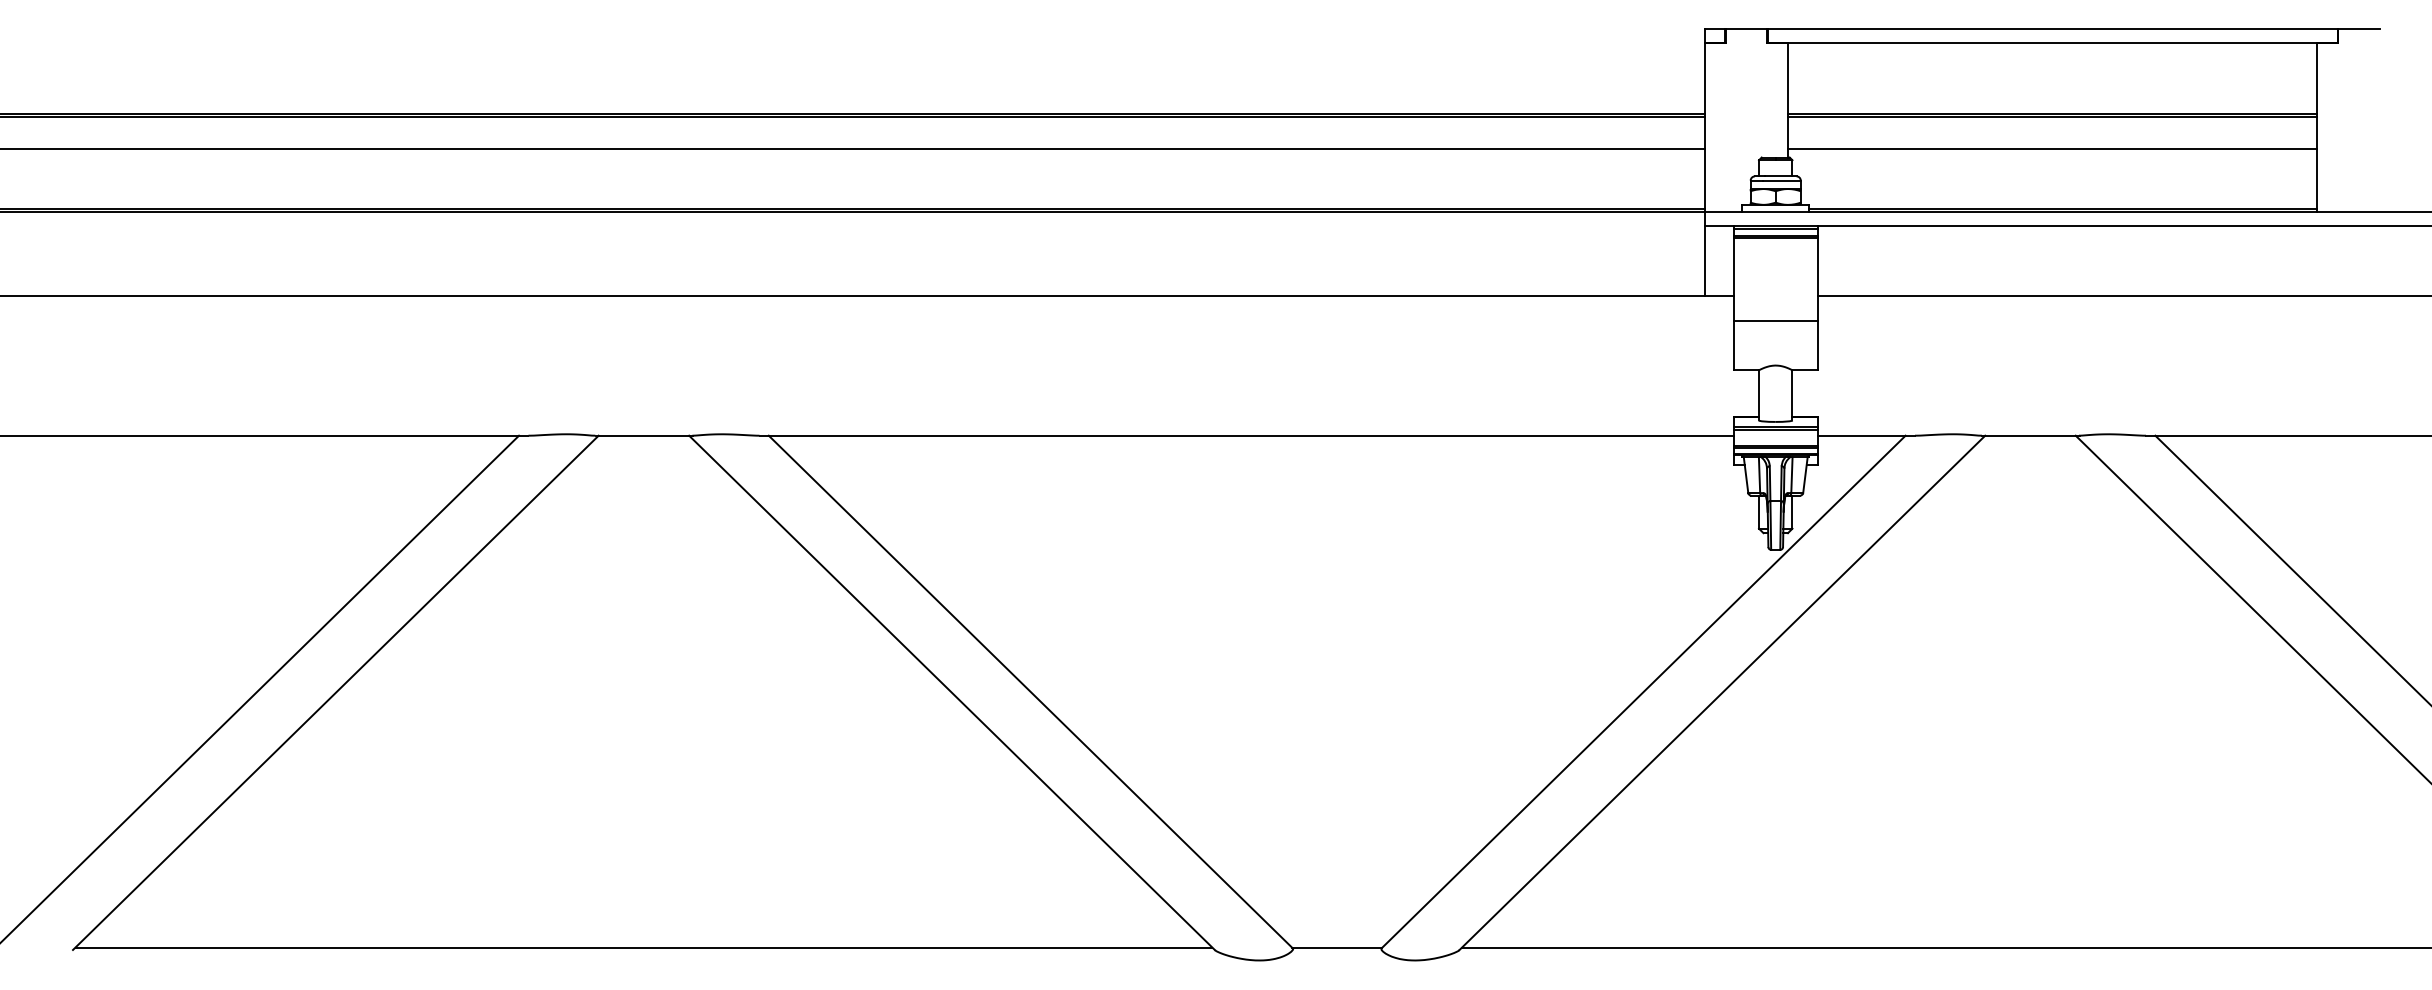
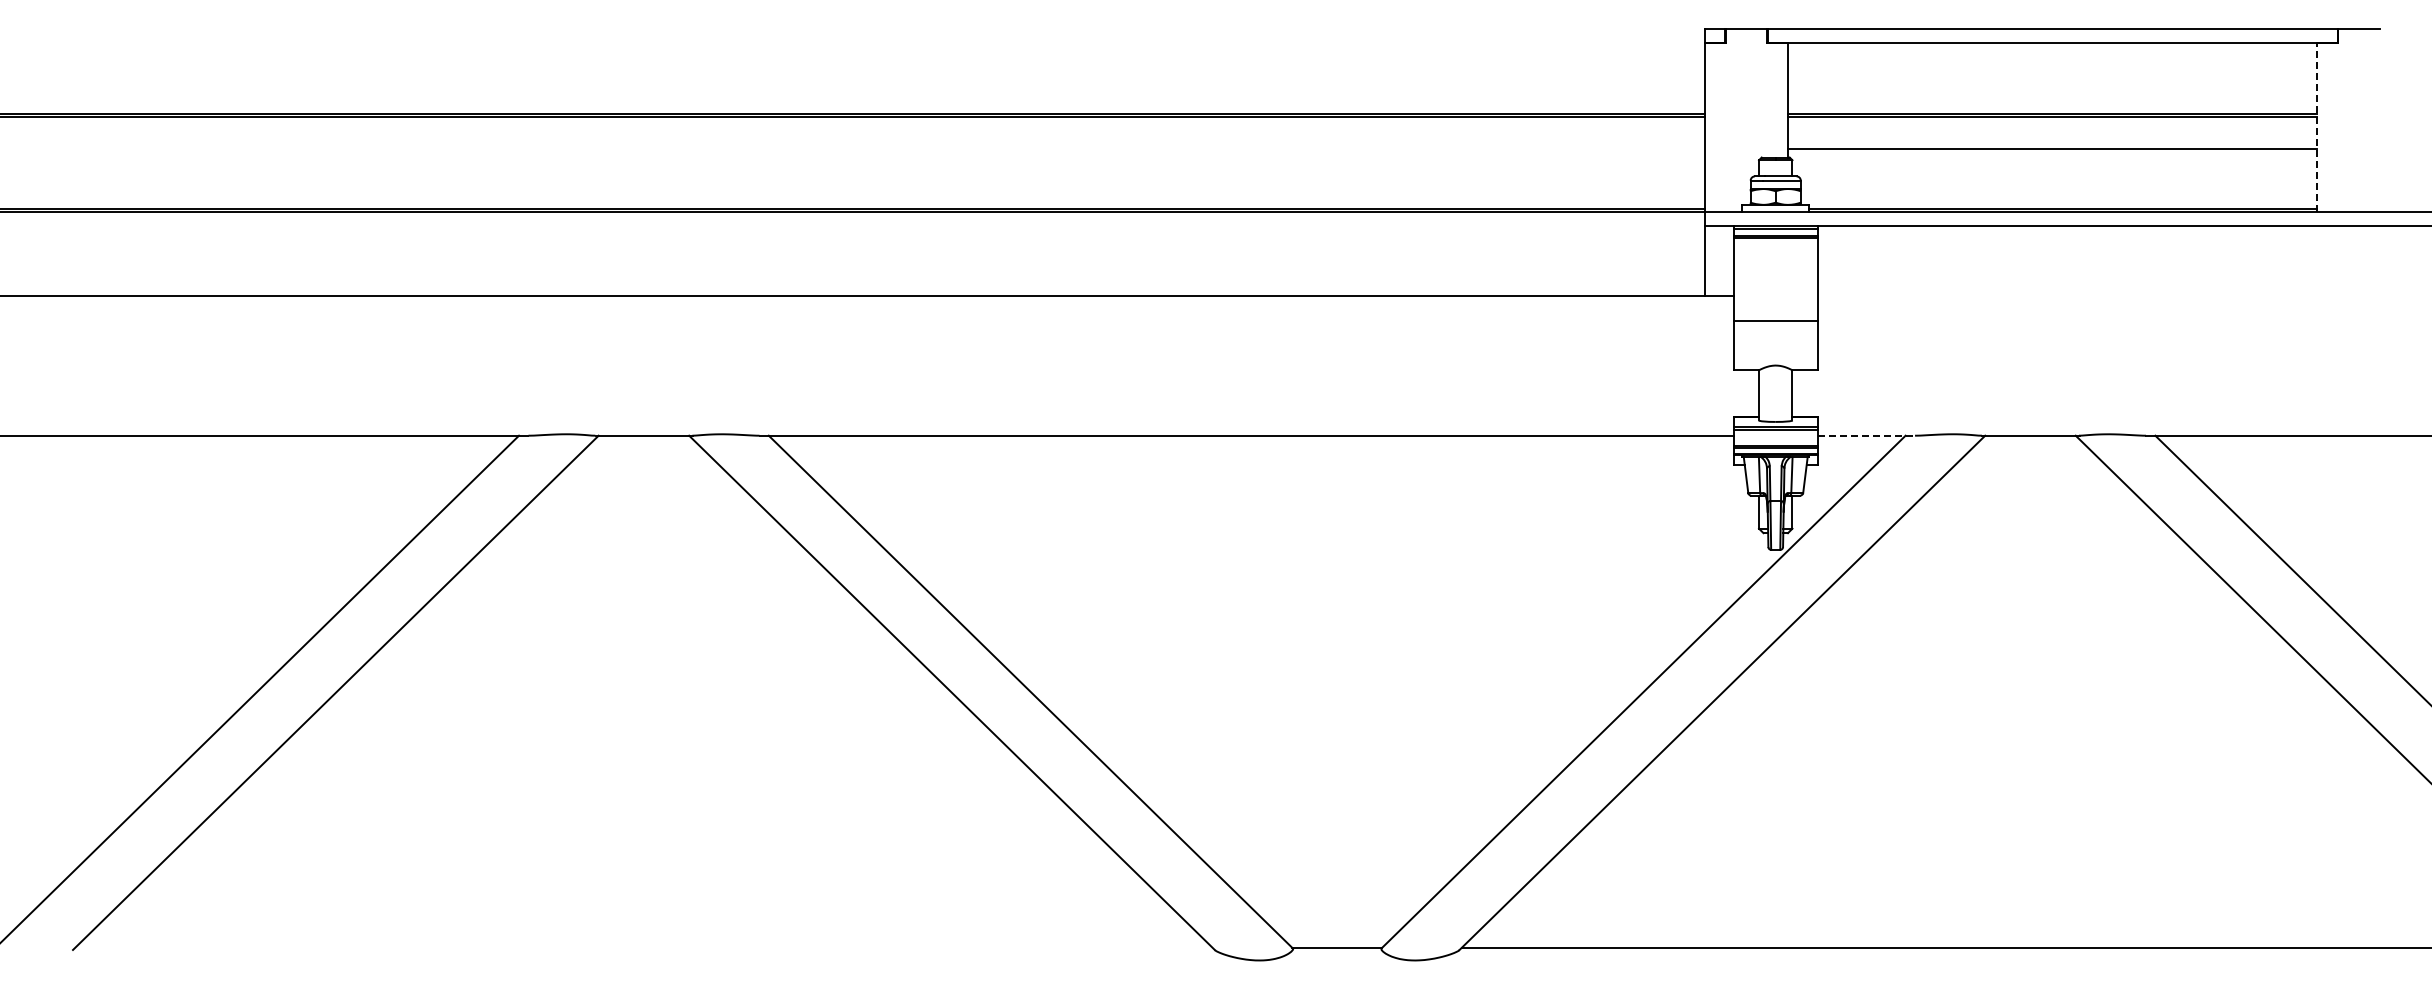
line: solid -> dashed (2317, 127)
line: present -> none (853, 149)
line: present -> none (2122, 296)
line: solid -> dashed (1866, 435)
line: present -> none (643, 947)
